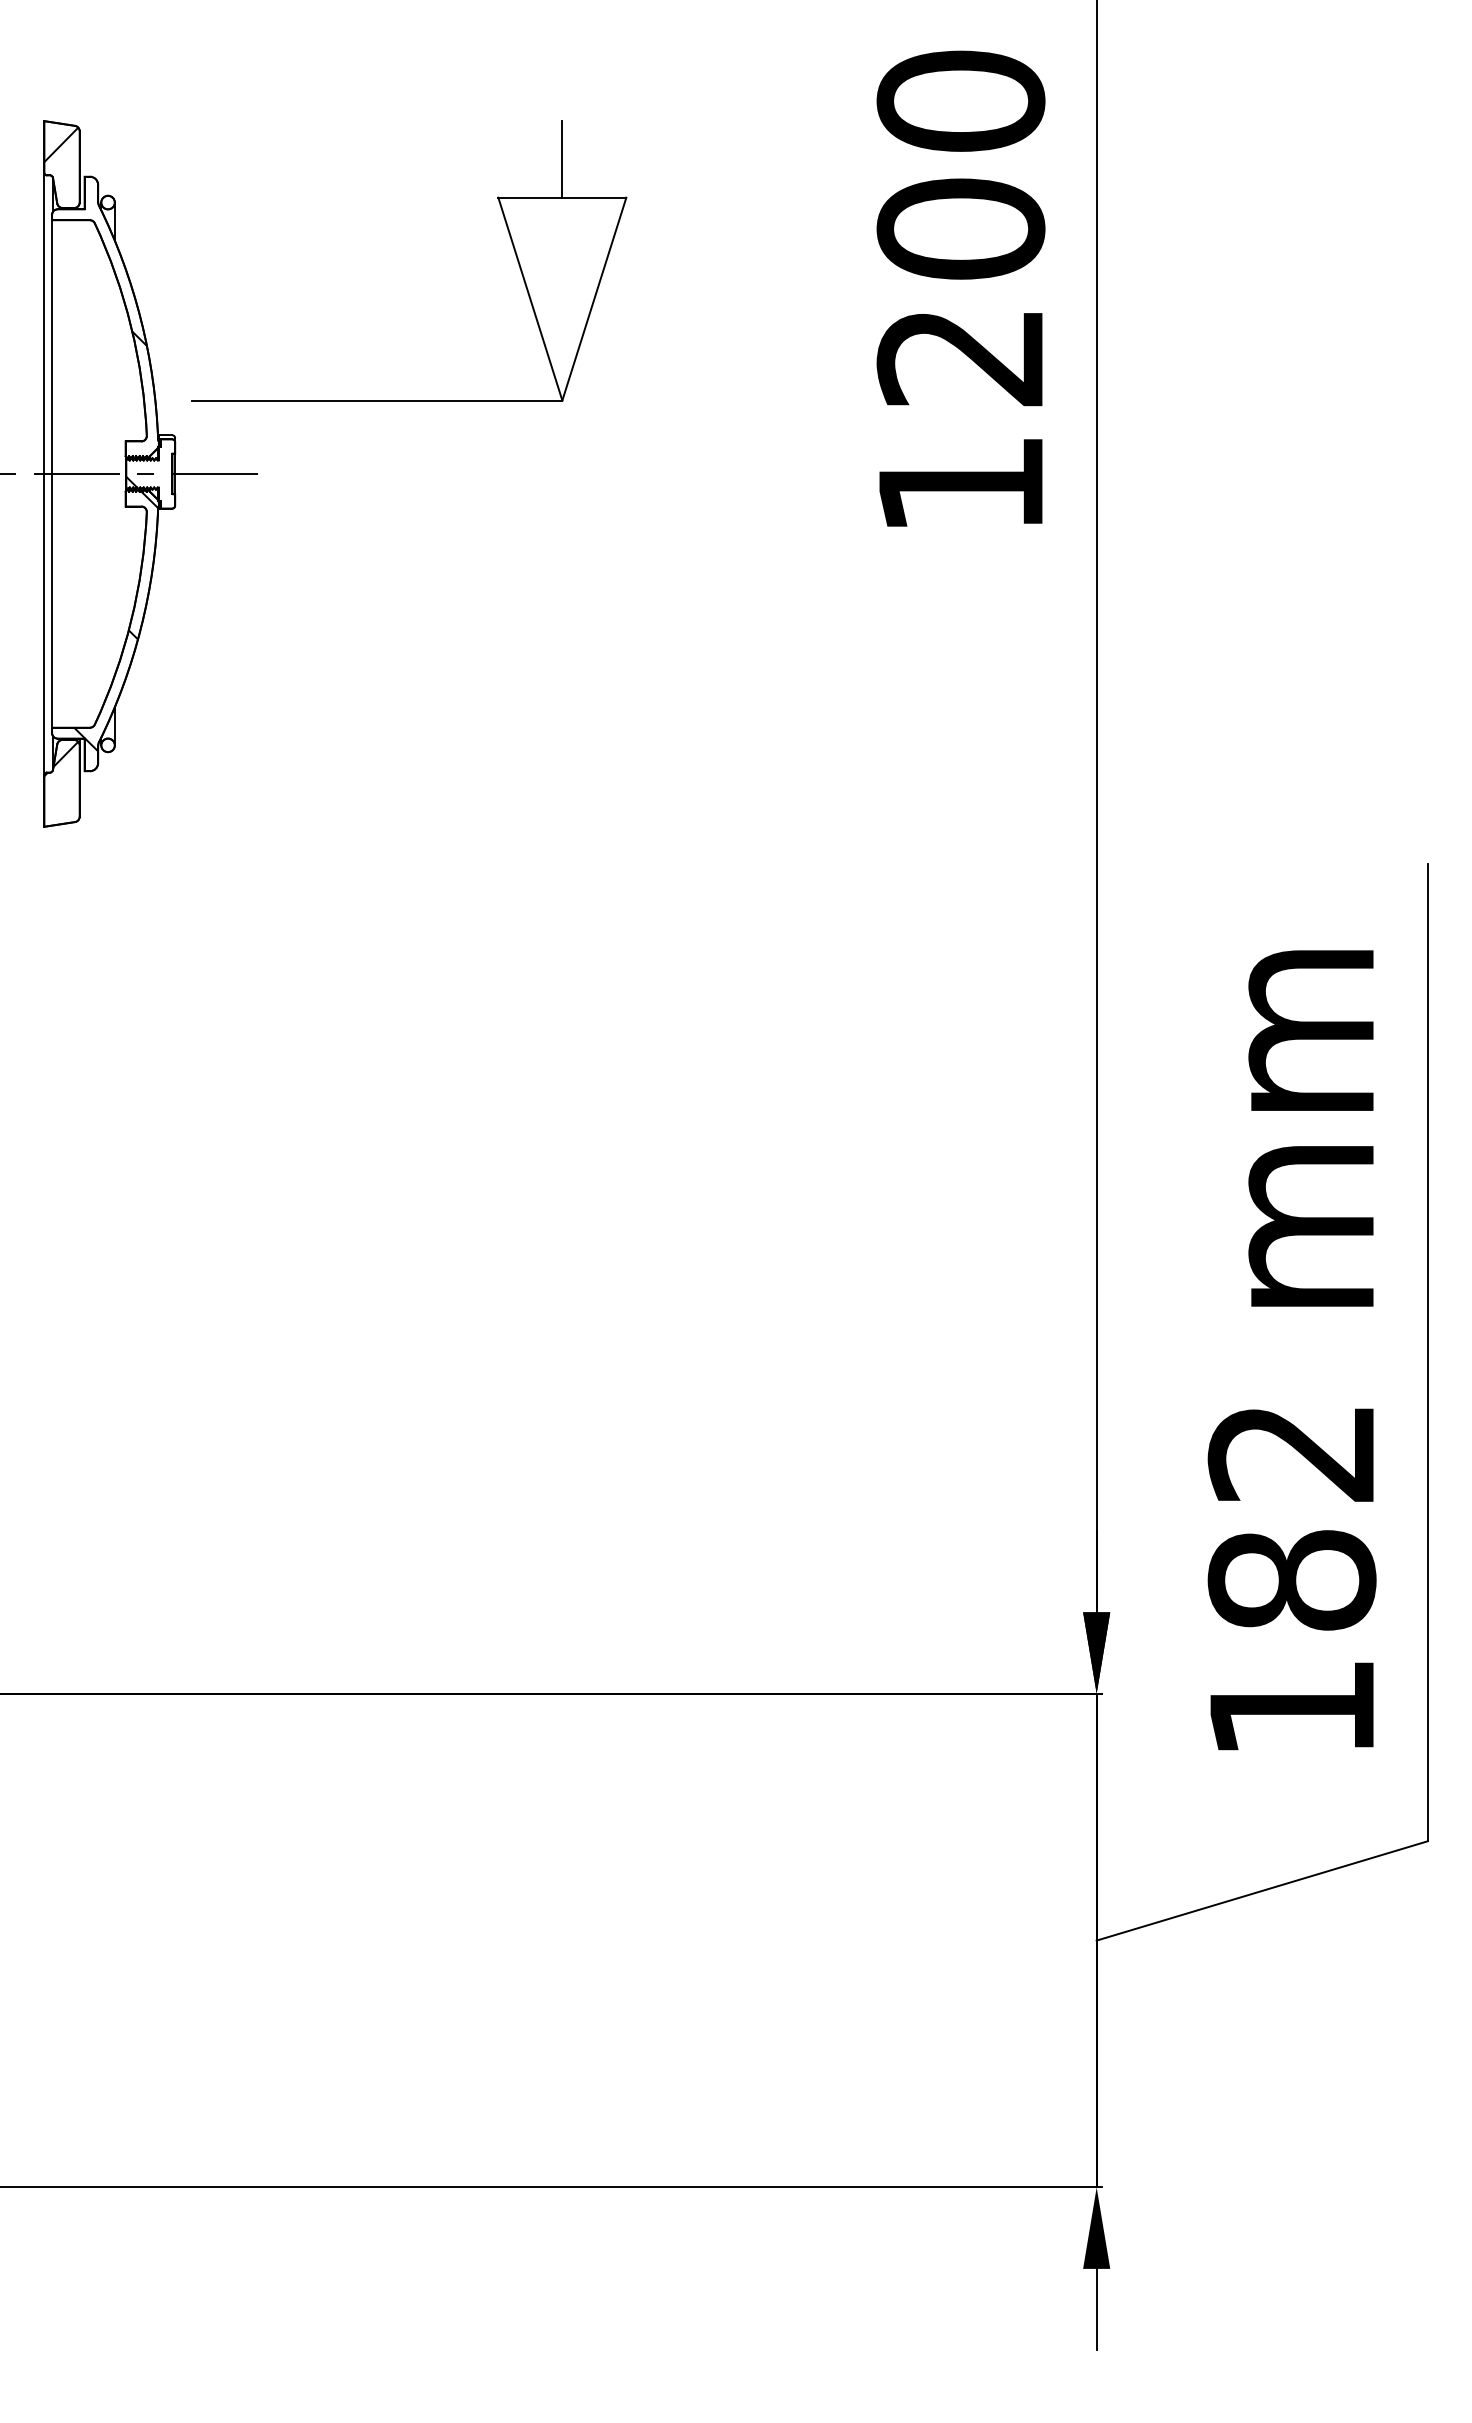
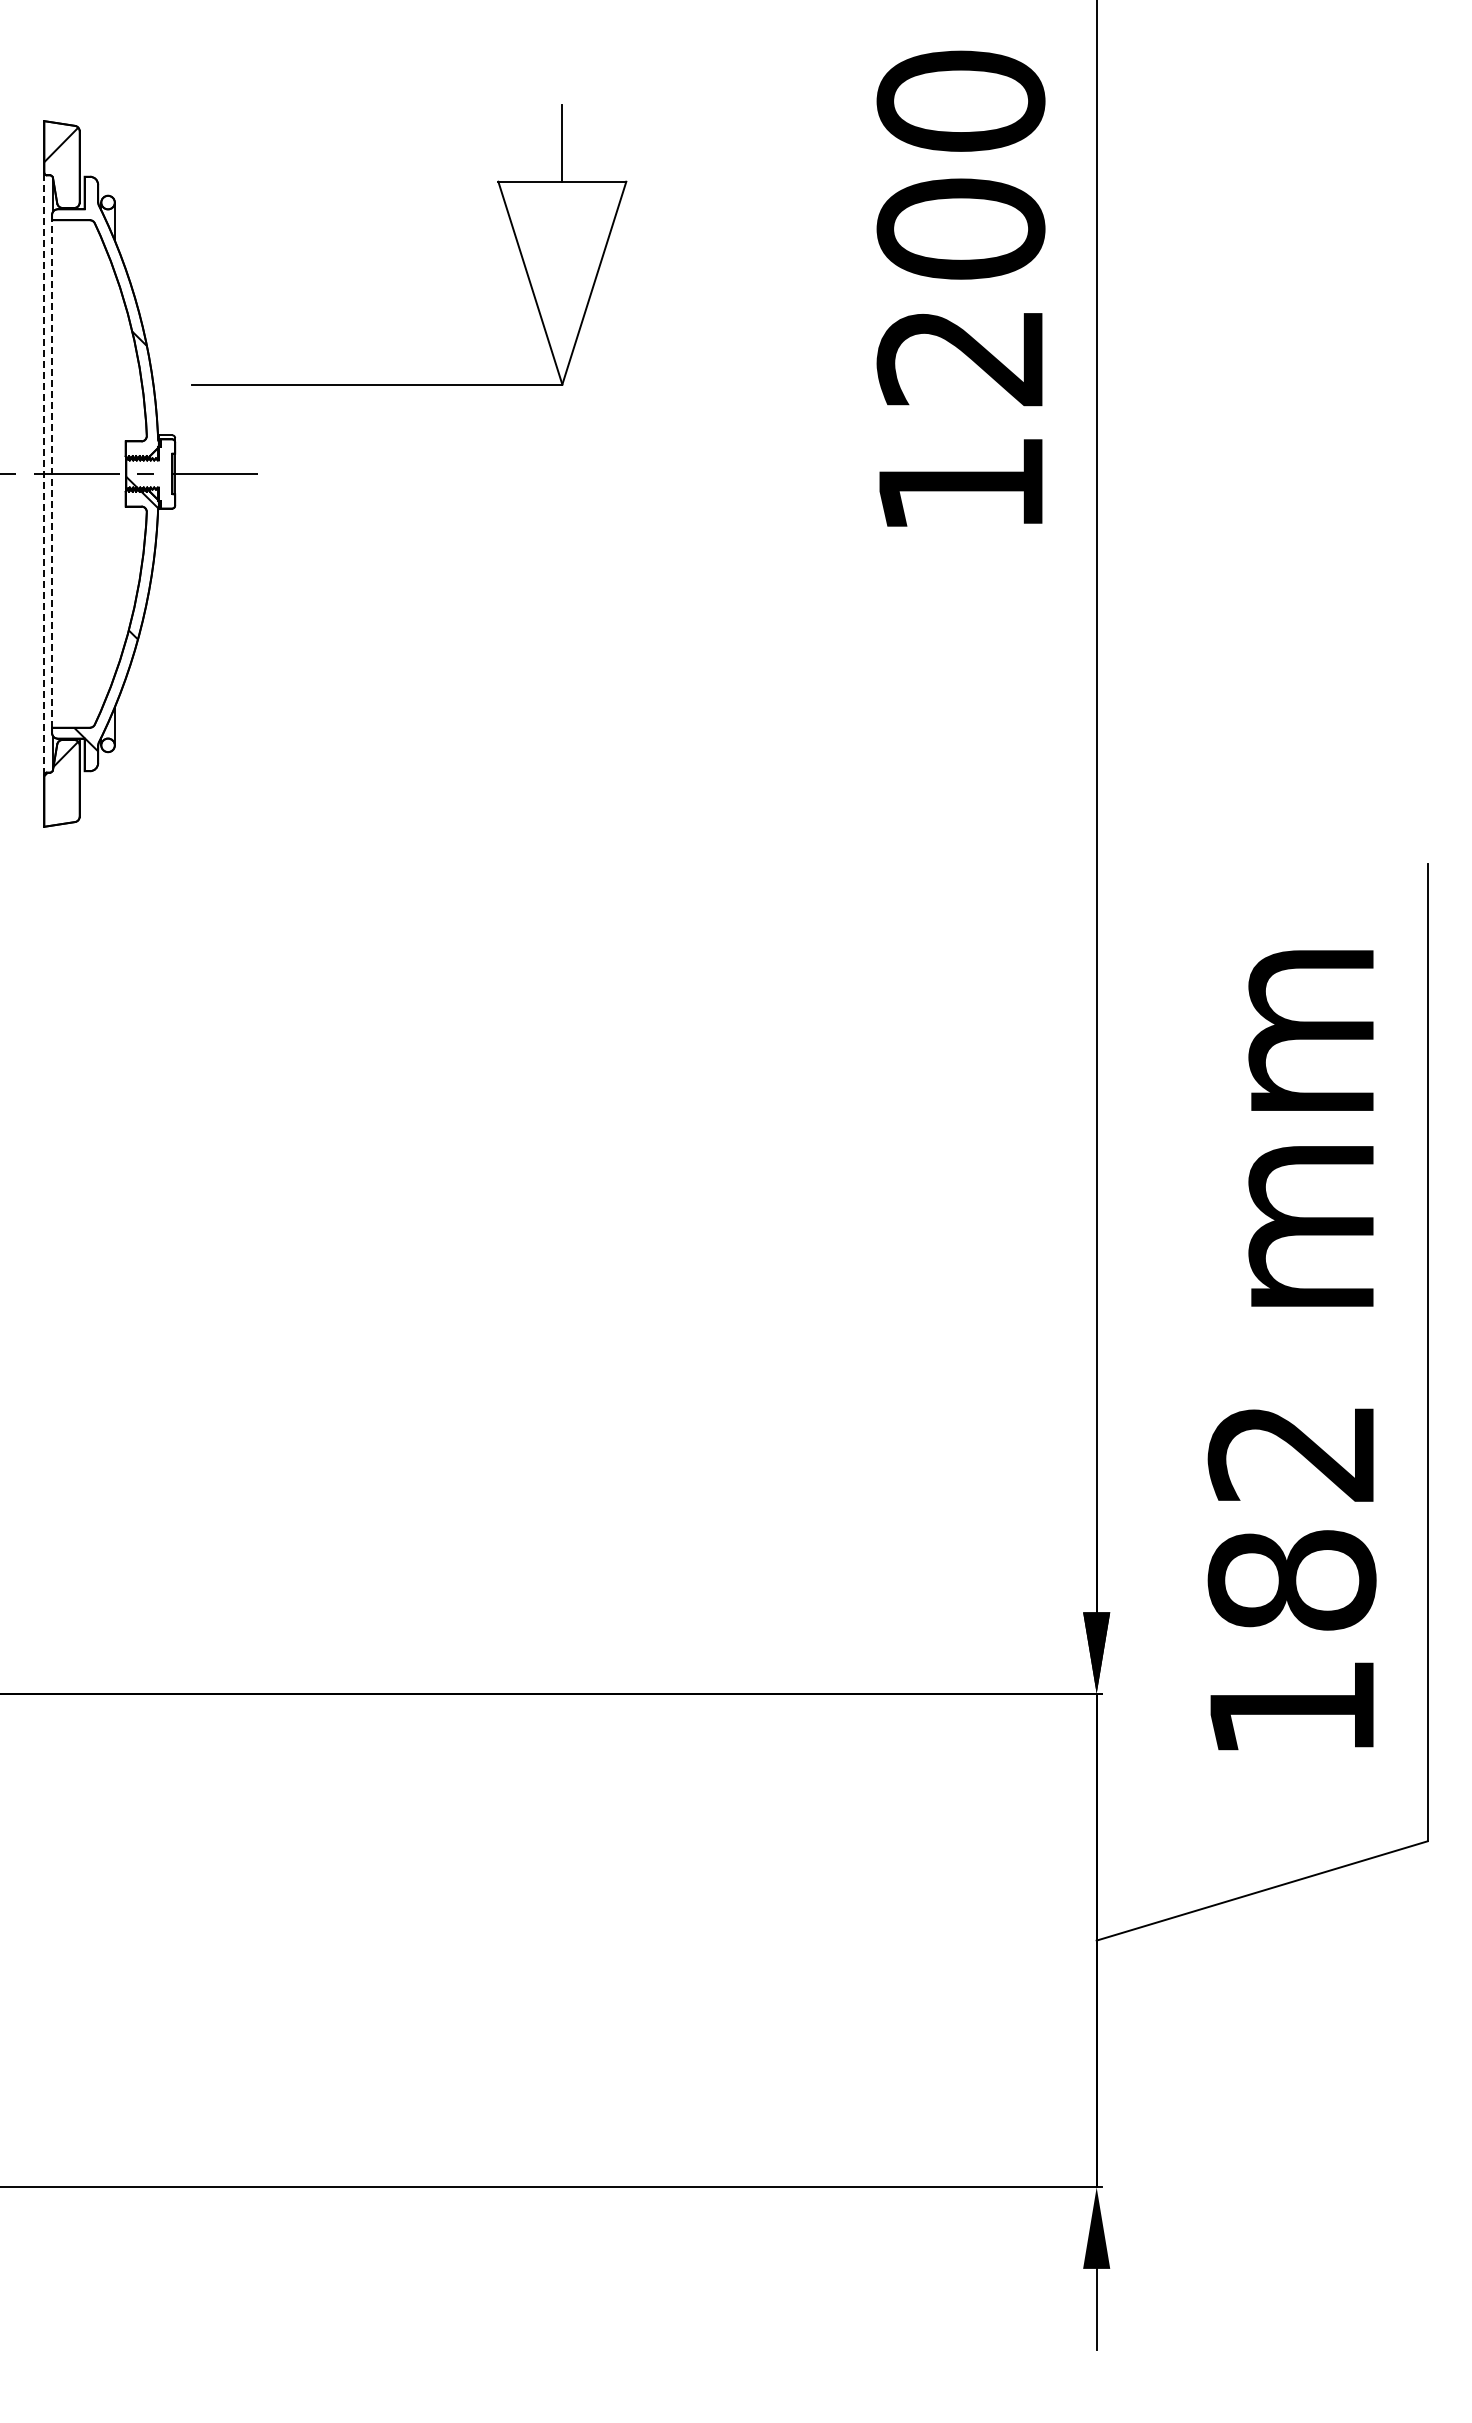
part position: (506, 227) -> (506, 211) (506, 211)
line: solid -> dashed (44, 473)
line: solid -> dashed (52, 473)
